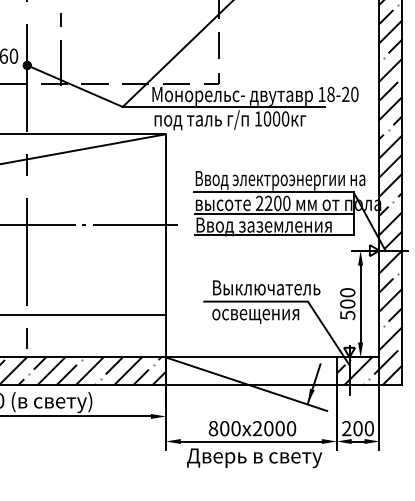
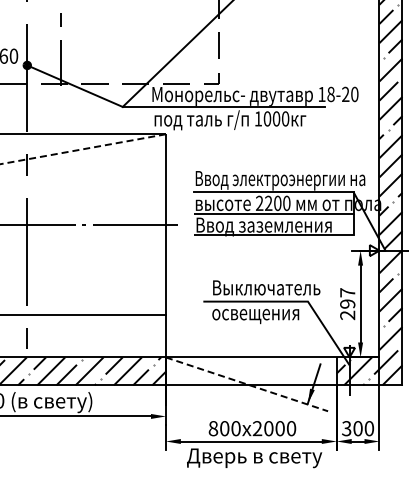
line: solid -> dashed (83, 149)
text: 500 -> 297 (347, 304)
line: solid -> dashed (247, 384)
text: 200 -> 300 (346, 428)
